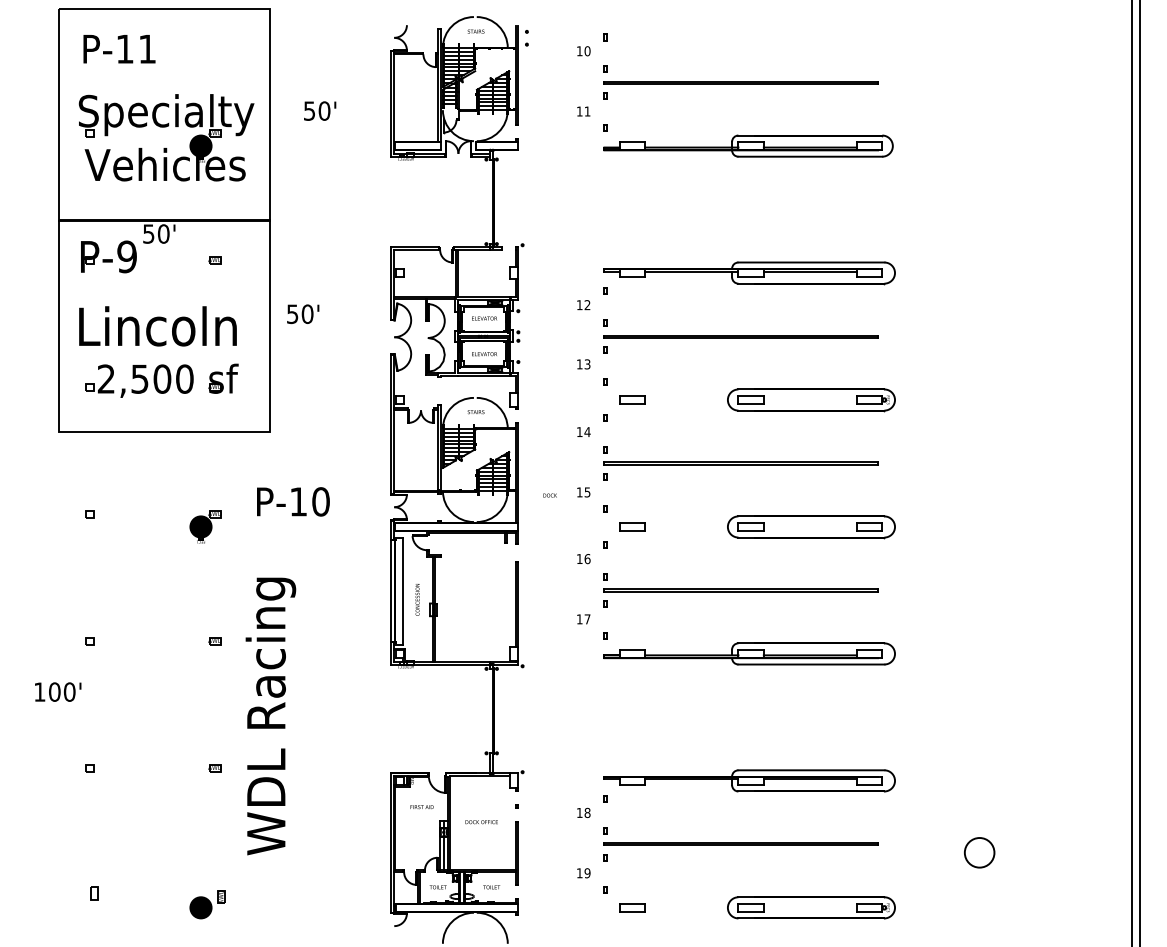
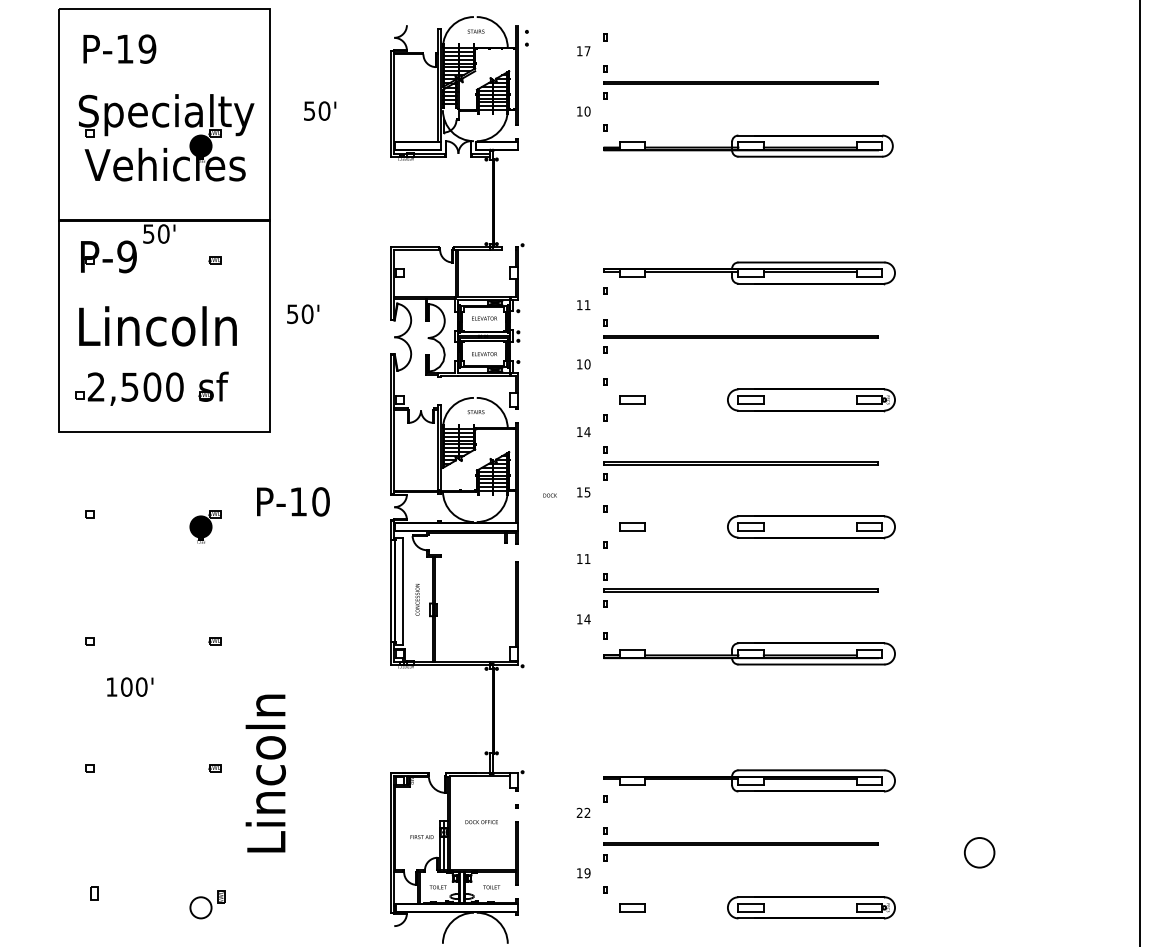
text: P-11 -> P-19 (147, 48)
text: 10 -> 17 (587, 51)
text: 11 -> 10 (587, 111)
text: 12 -> 11 (587, 304)
text: 13 -> 10 (587, 364)
part position: (161, 380) -> (151, 388) (151, 388)
line: present -> none (1131, 472)
text: 16 -> 11 (587, 559)
text: 17 -> 14 (587, 619)
text position: (58, 691) -> (130, 686) (130, 686)
text: WDL Racing -> Lincoln (270, 716)
text position: (421, 807) -> (421, 837) (421, 837)
text: 18 -> 22 (583, 812)
fill: present -> none (200, 907)
